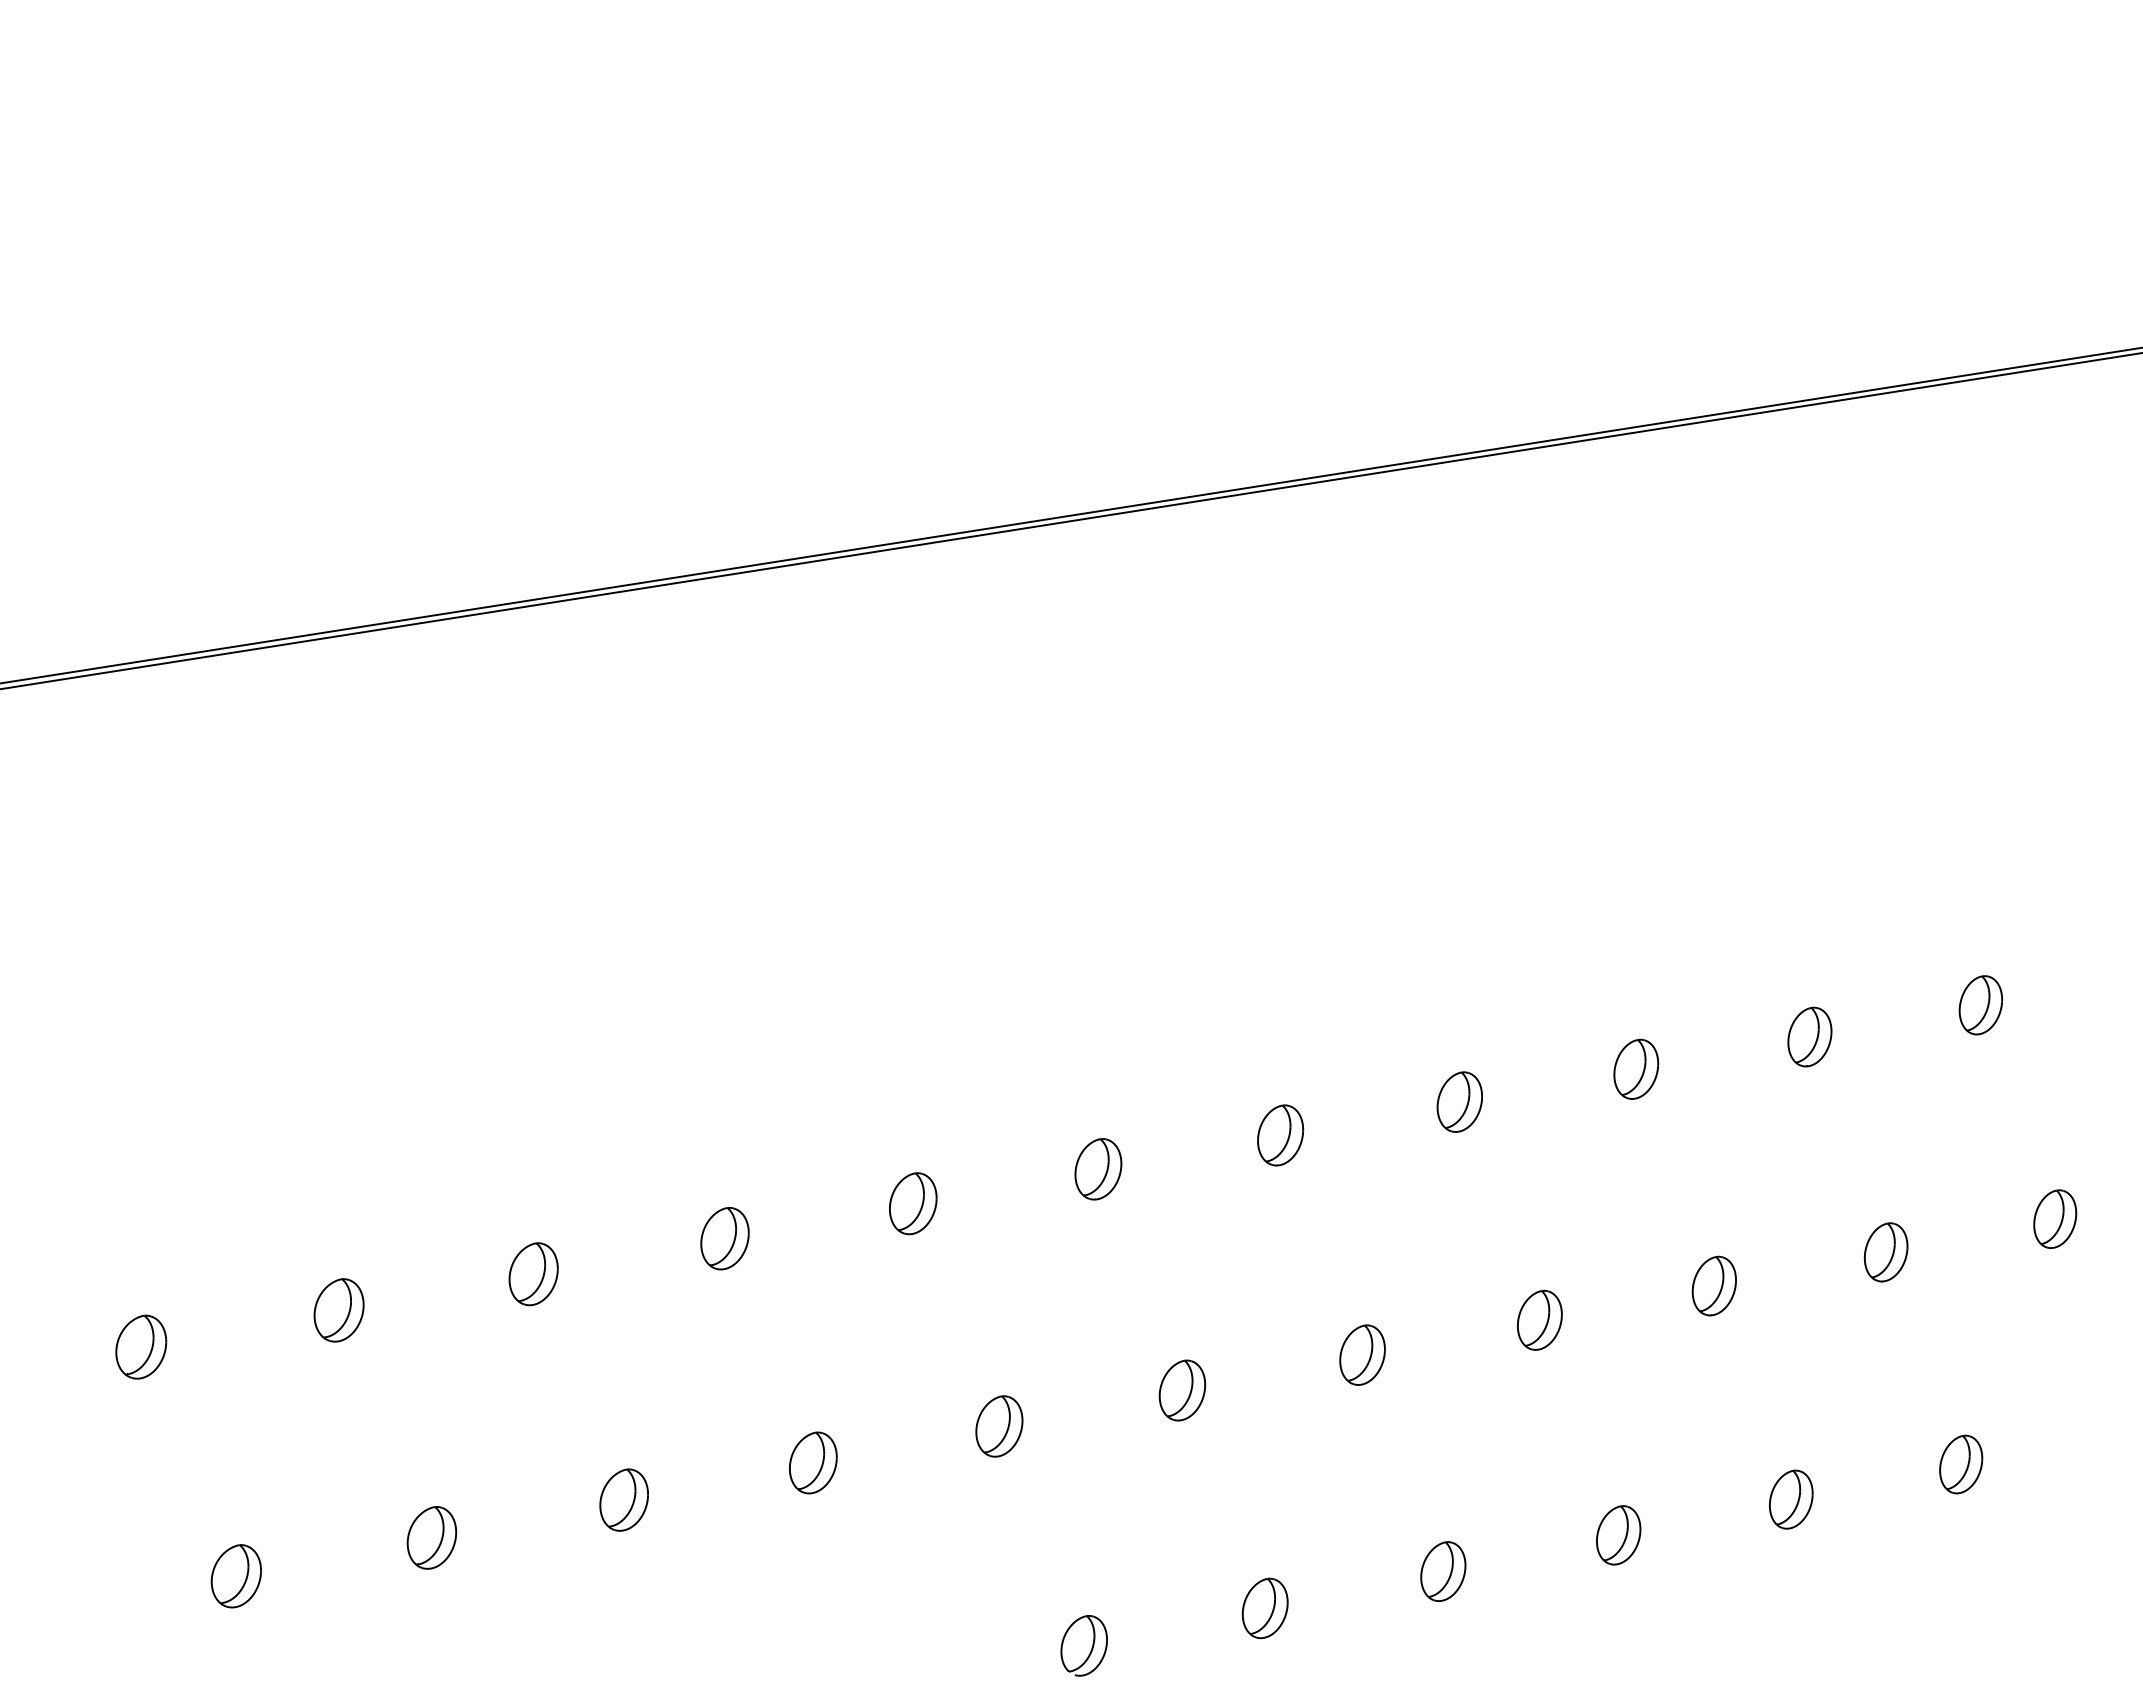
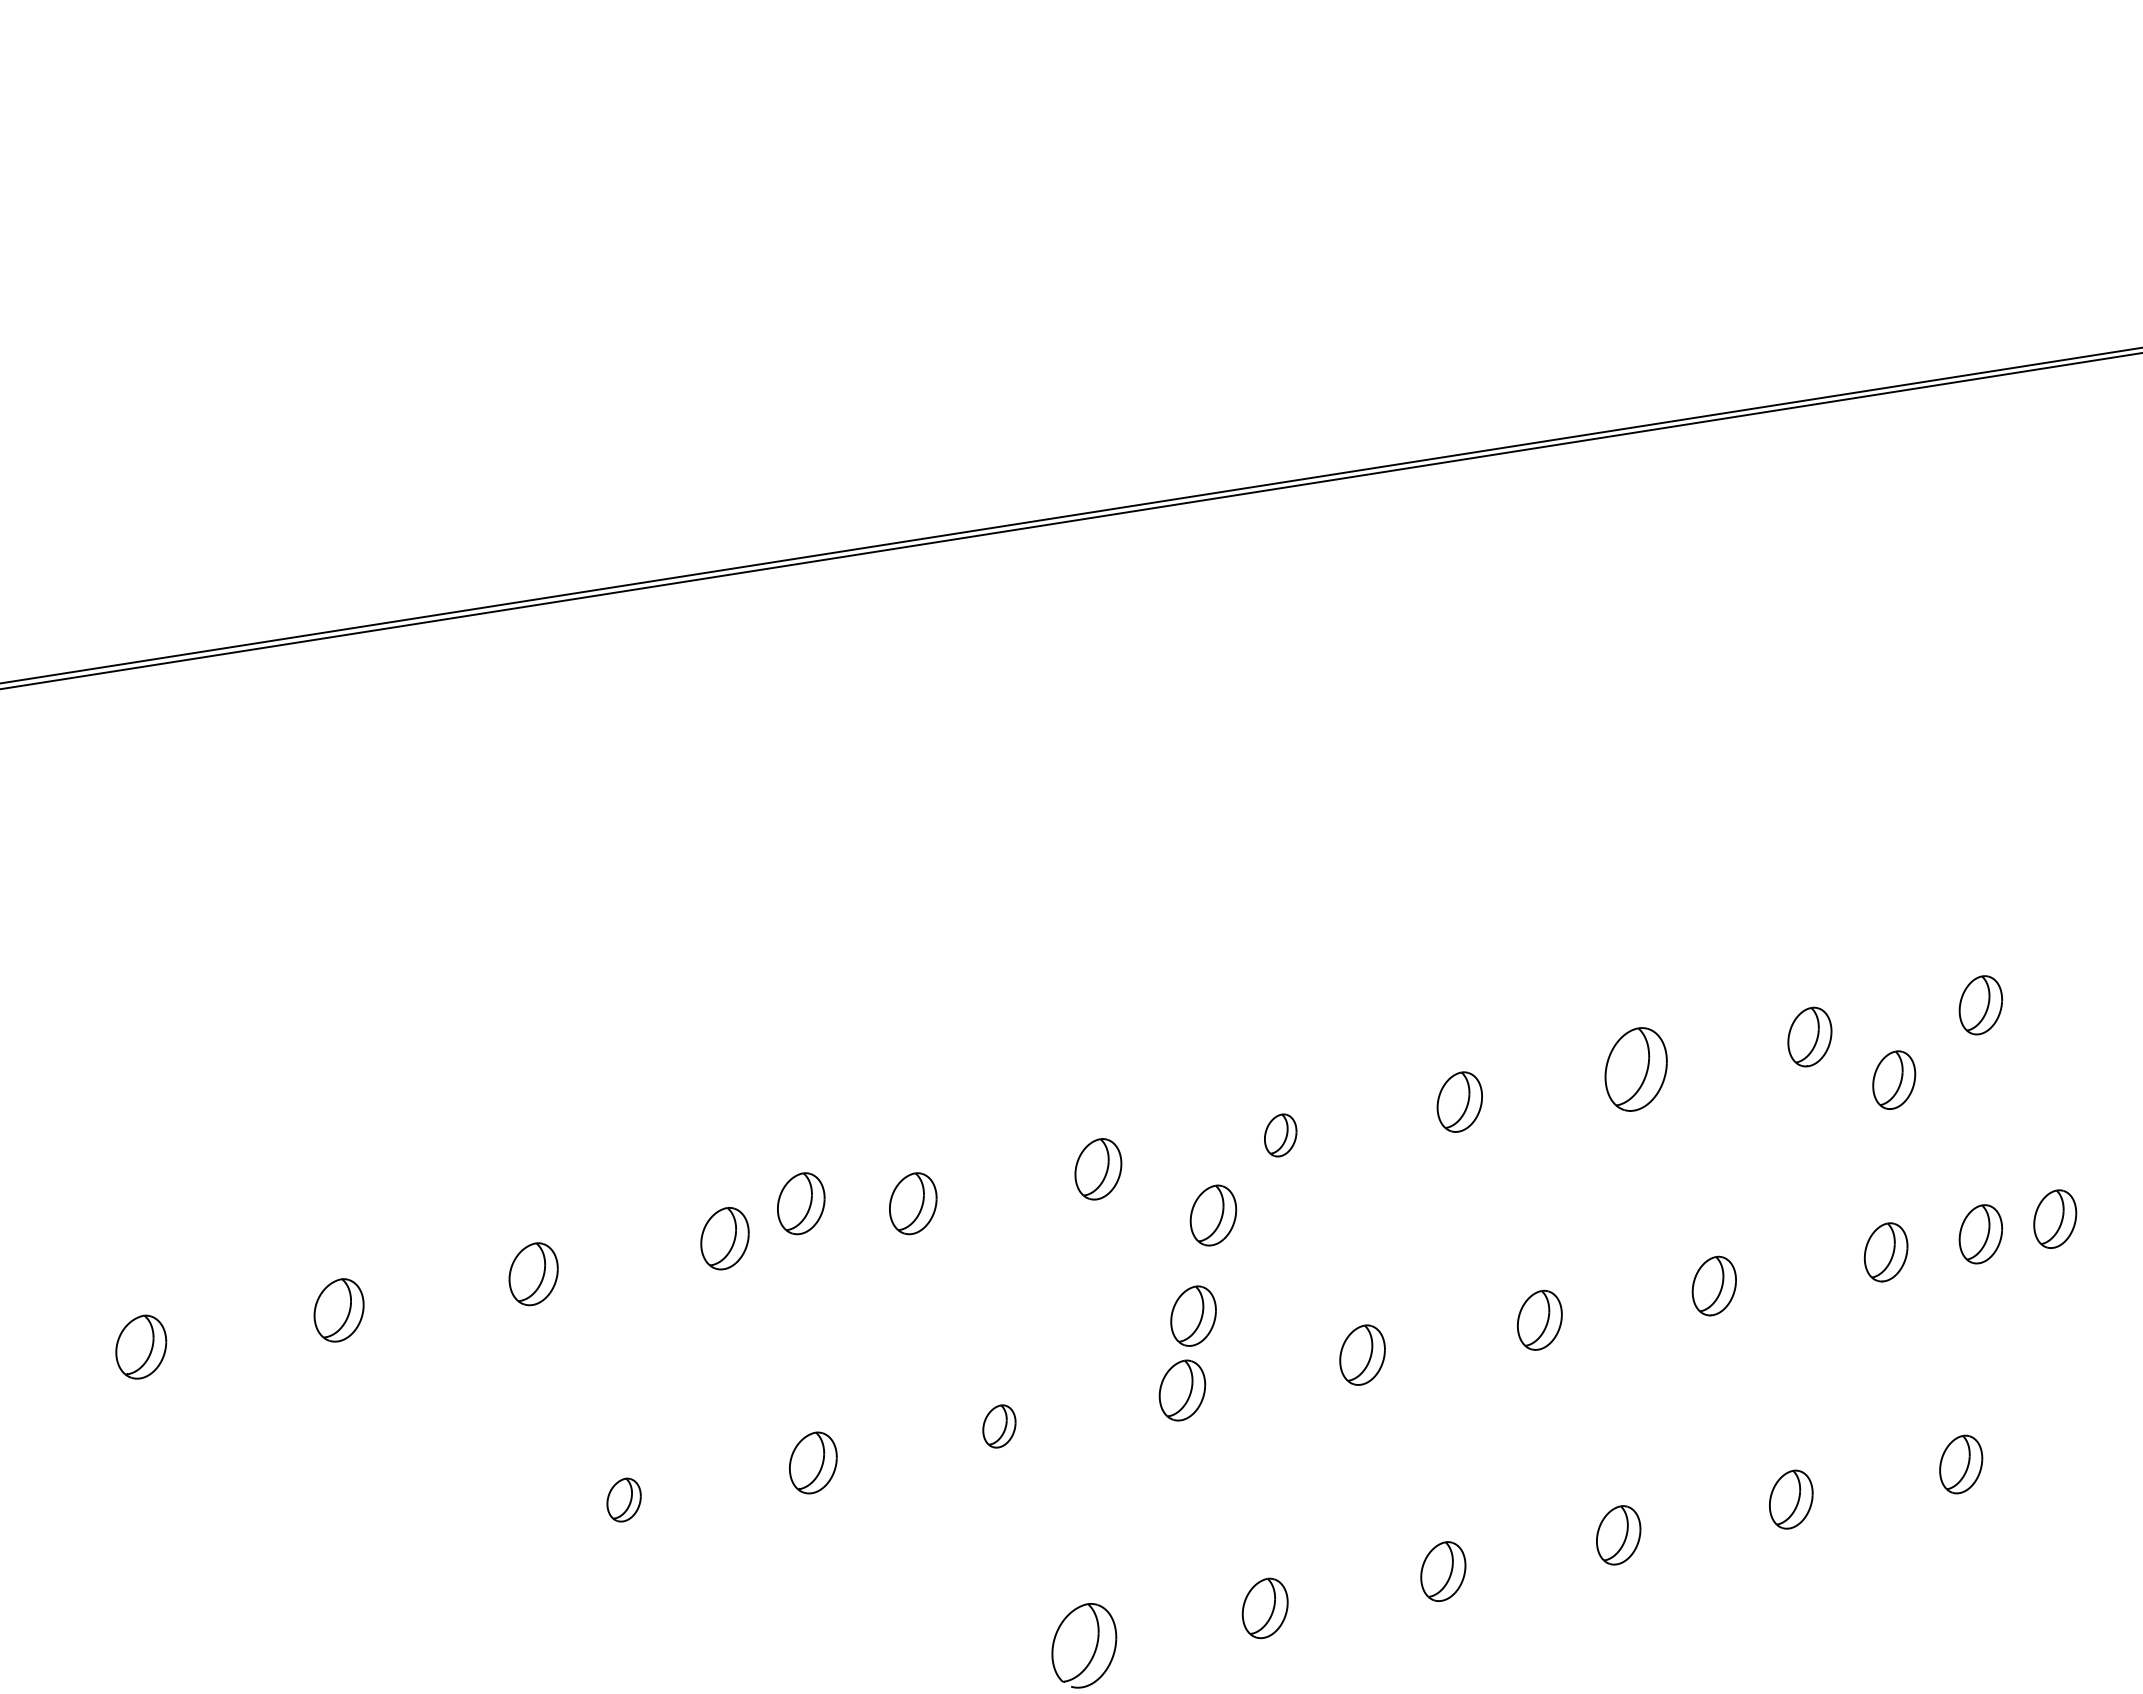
part size: 47x62 px -> 64x85 px (1635, 1069)
part: none -> present (1894, 1079)
part size: 48x63 px -> 34x45 px (1280, 1135)
part: none -> present (801, 1203)
part: none -> present (1213, 1215)
part: none -> present (1980, 1234)
part: none -> present (1193, 1315)
part size: 49x63 px -> 35x45 px (999, 1426)
part size: 50x64 px -> 36x46 px (623, 1499)
part: present -> none (431, 1537)
part: present -> none (235, 1576)
part size: 48x62 px -> 67x86 px (1084, 1645)
